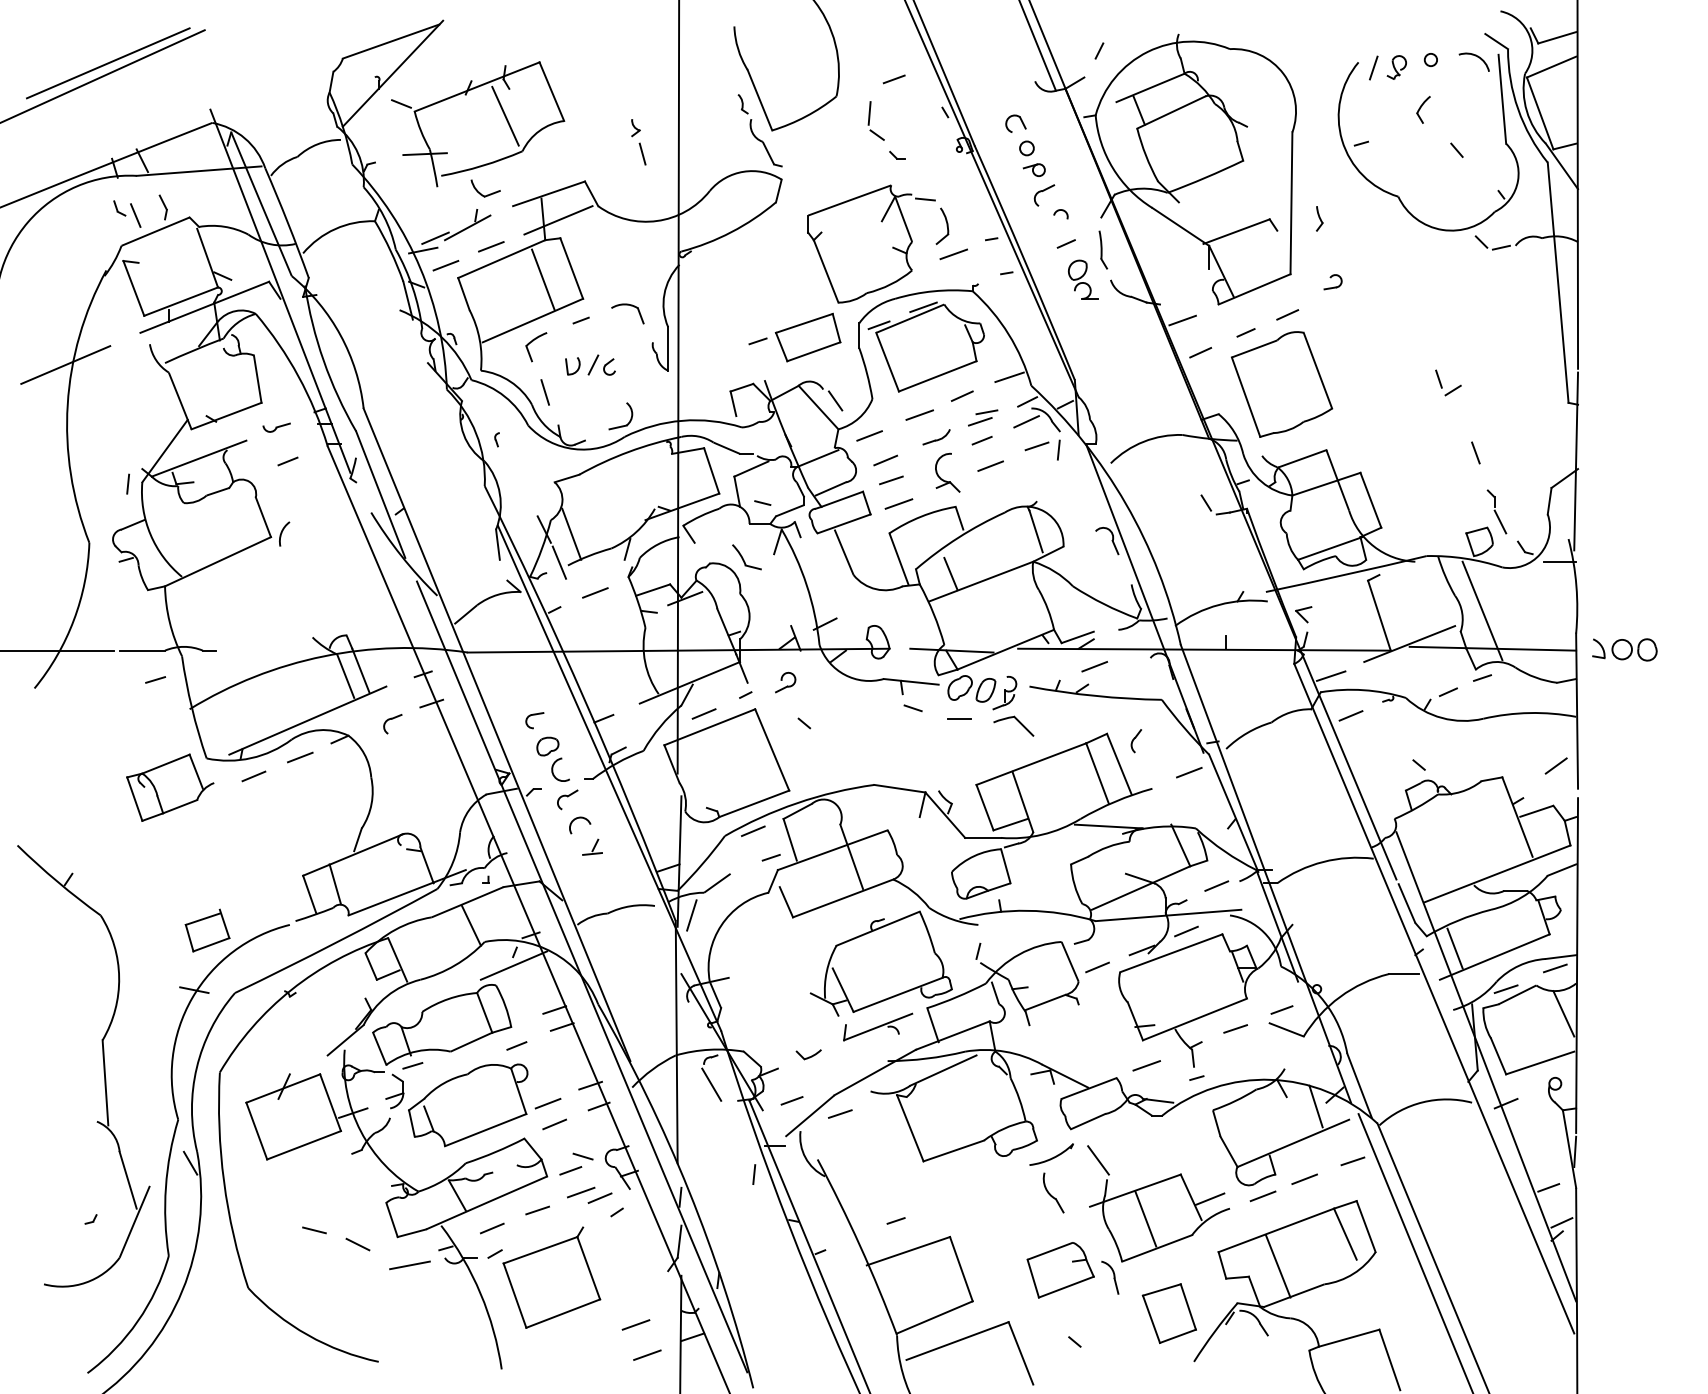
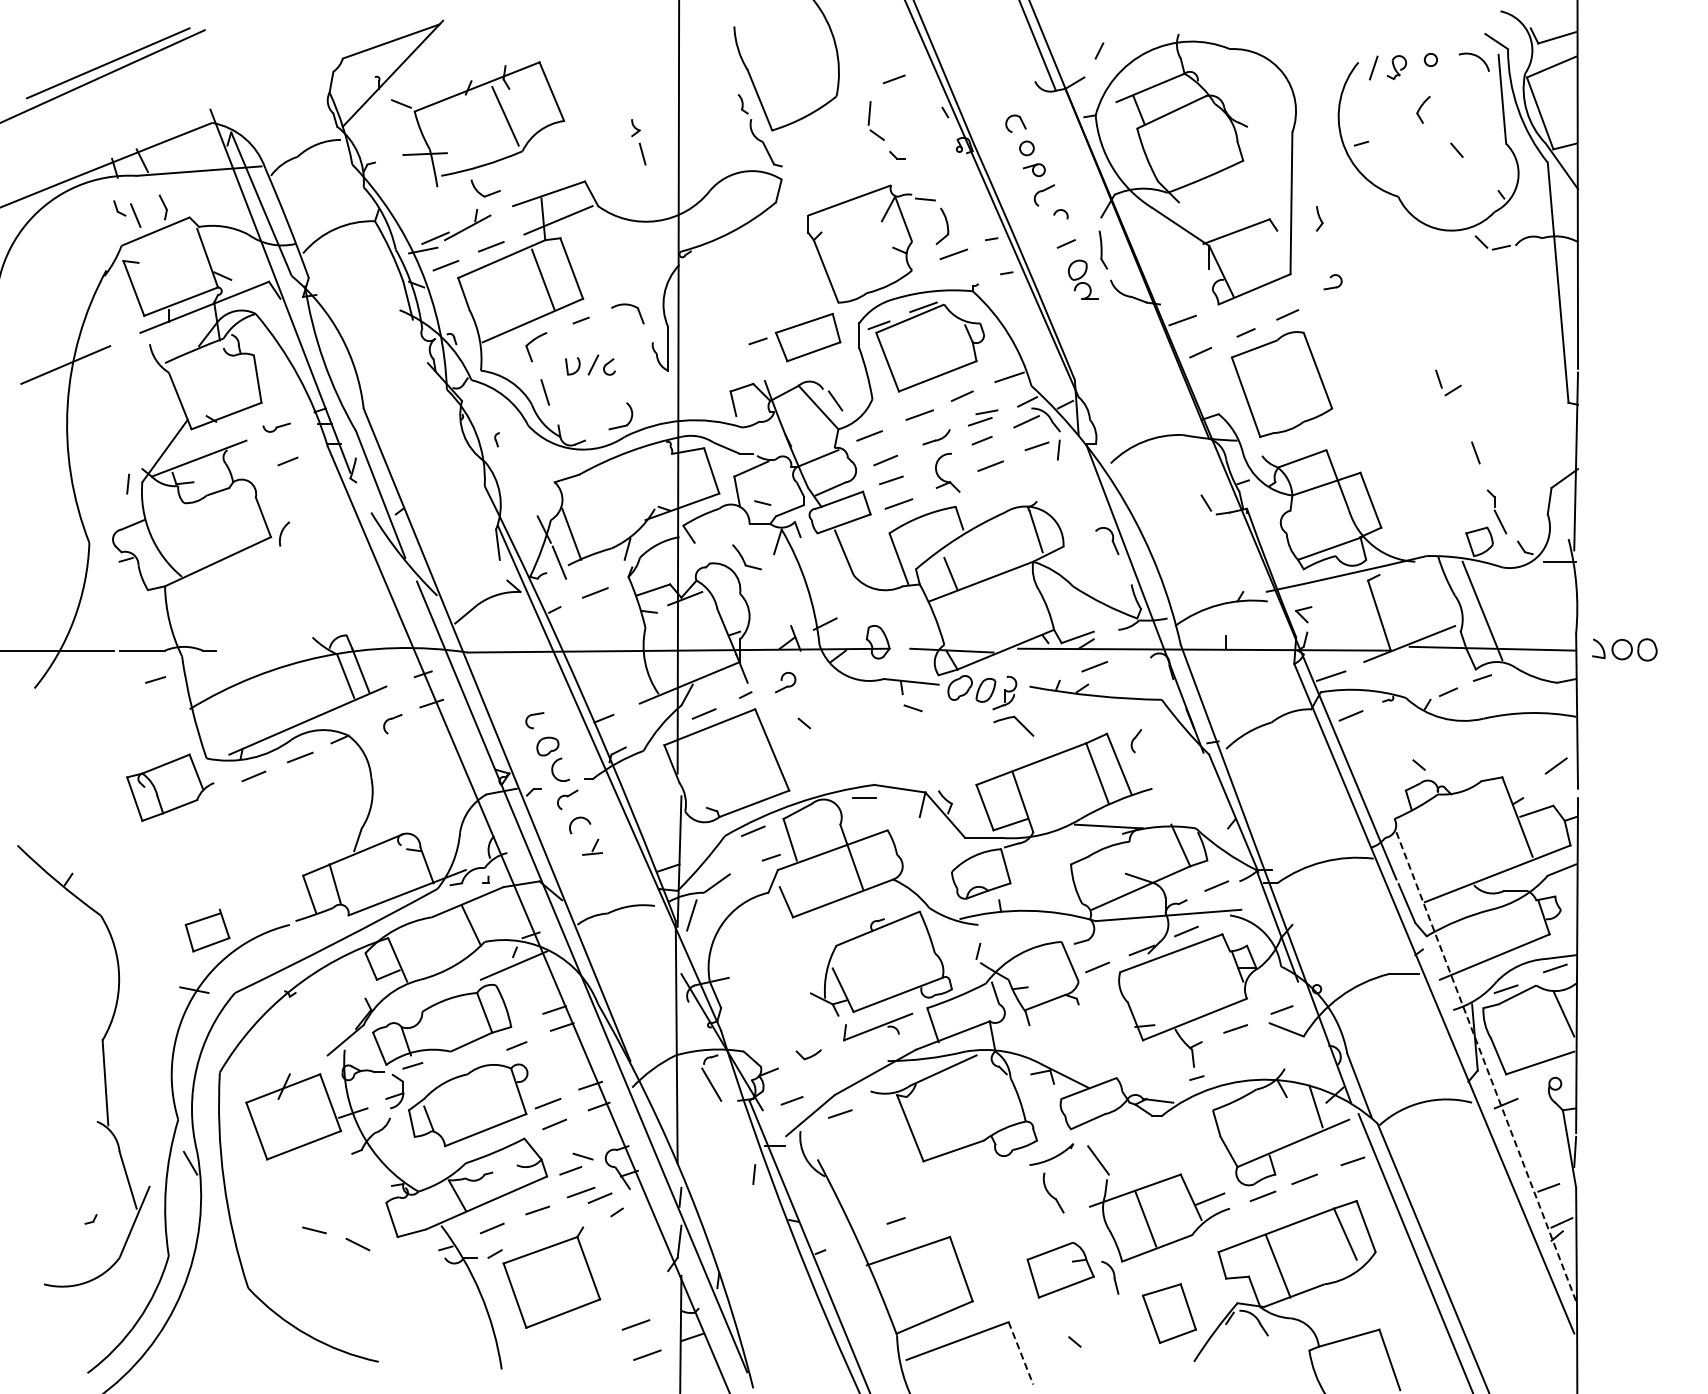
line position: (959, 718) -> (864, 797) (864, 797)
line: present -> none (1189, 772)
line: present -> none (1454, 948)
line: present -> none (1146, 1065)
line: solid -> dashed (1486, 1067)
line: present -> none (409, 1265)
line: solid -> dashed (1020, 1353)
